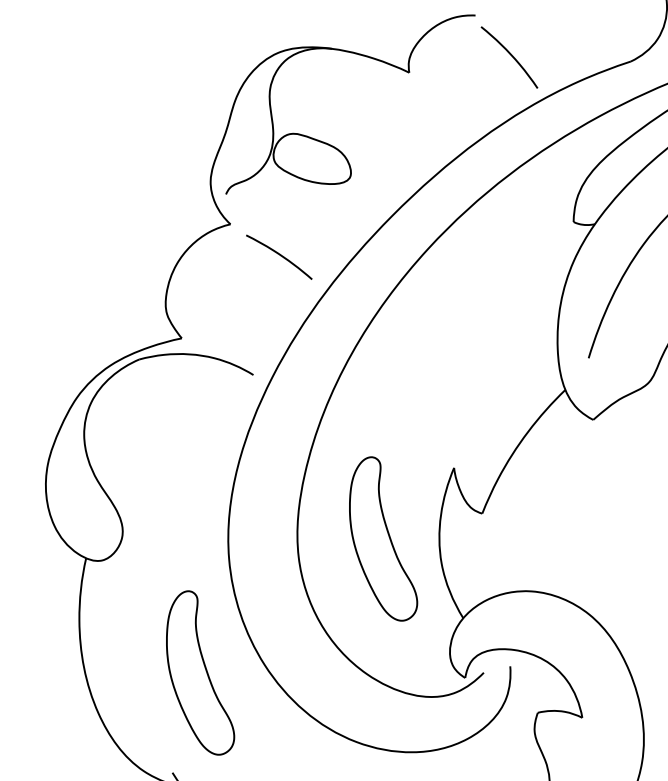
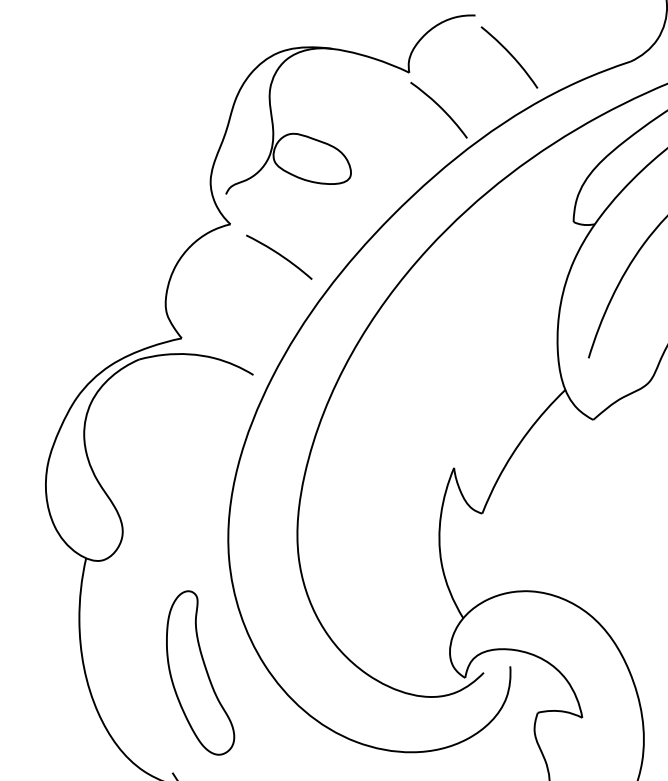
curve: none -> present (440, 108)
part: present -> none (383, 538)
